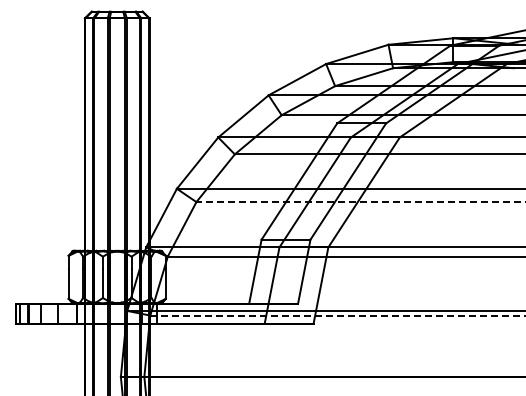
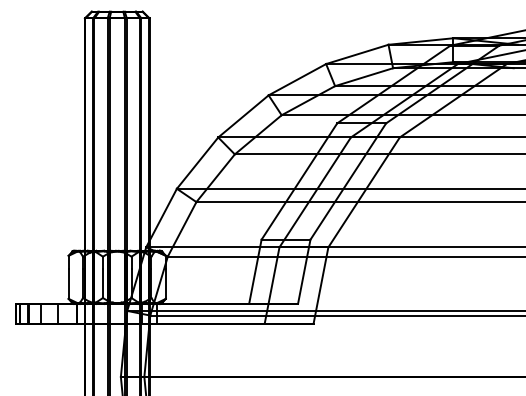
line: dashed -> solid (360, 202)
line: dashed -> solid (338, 315)
